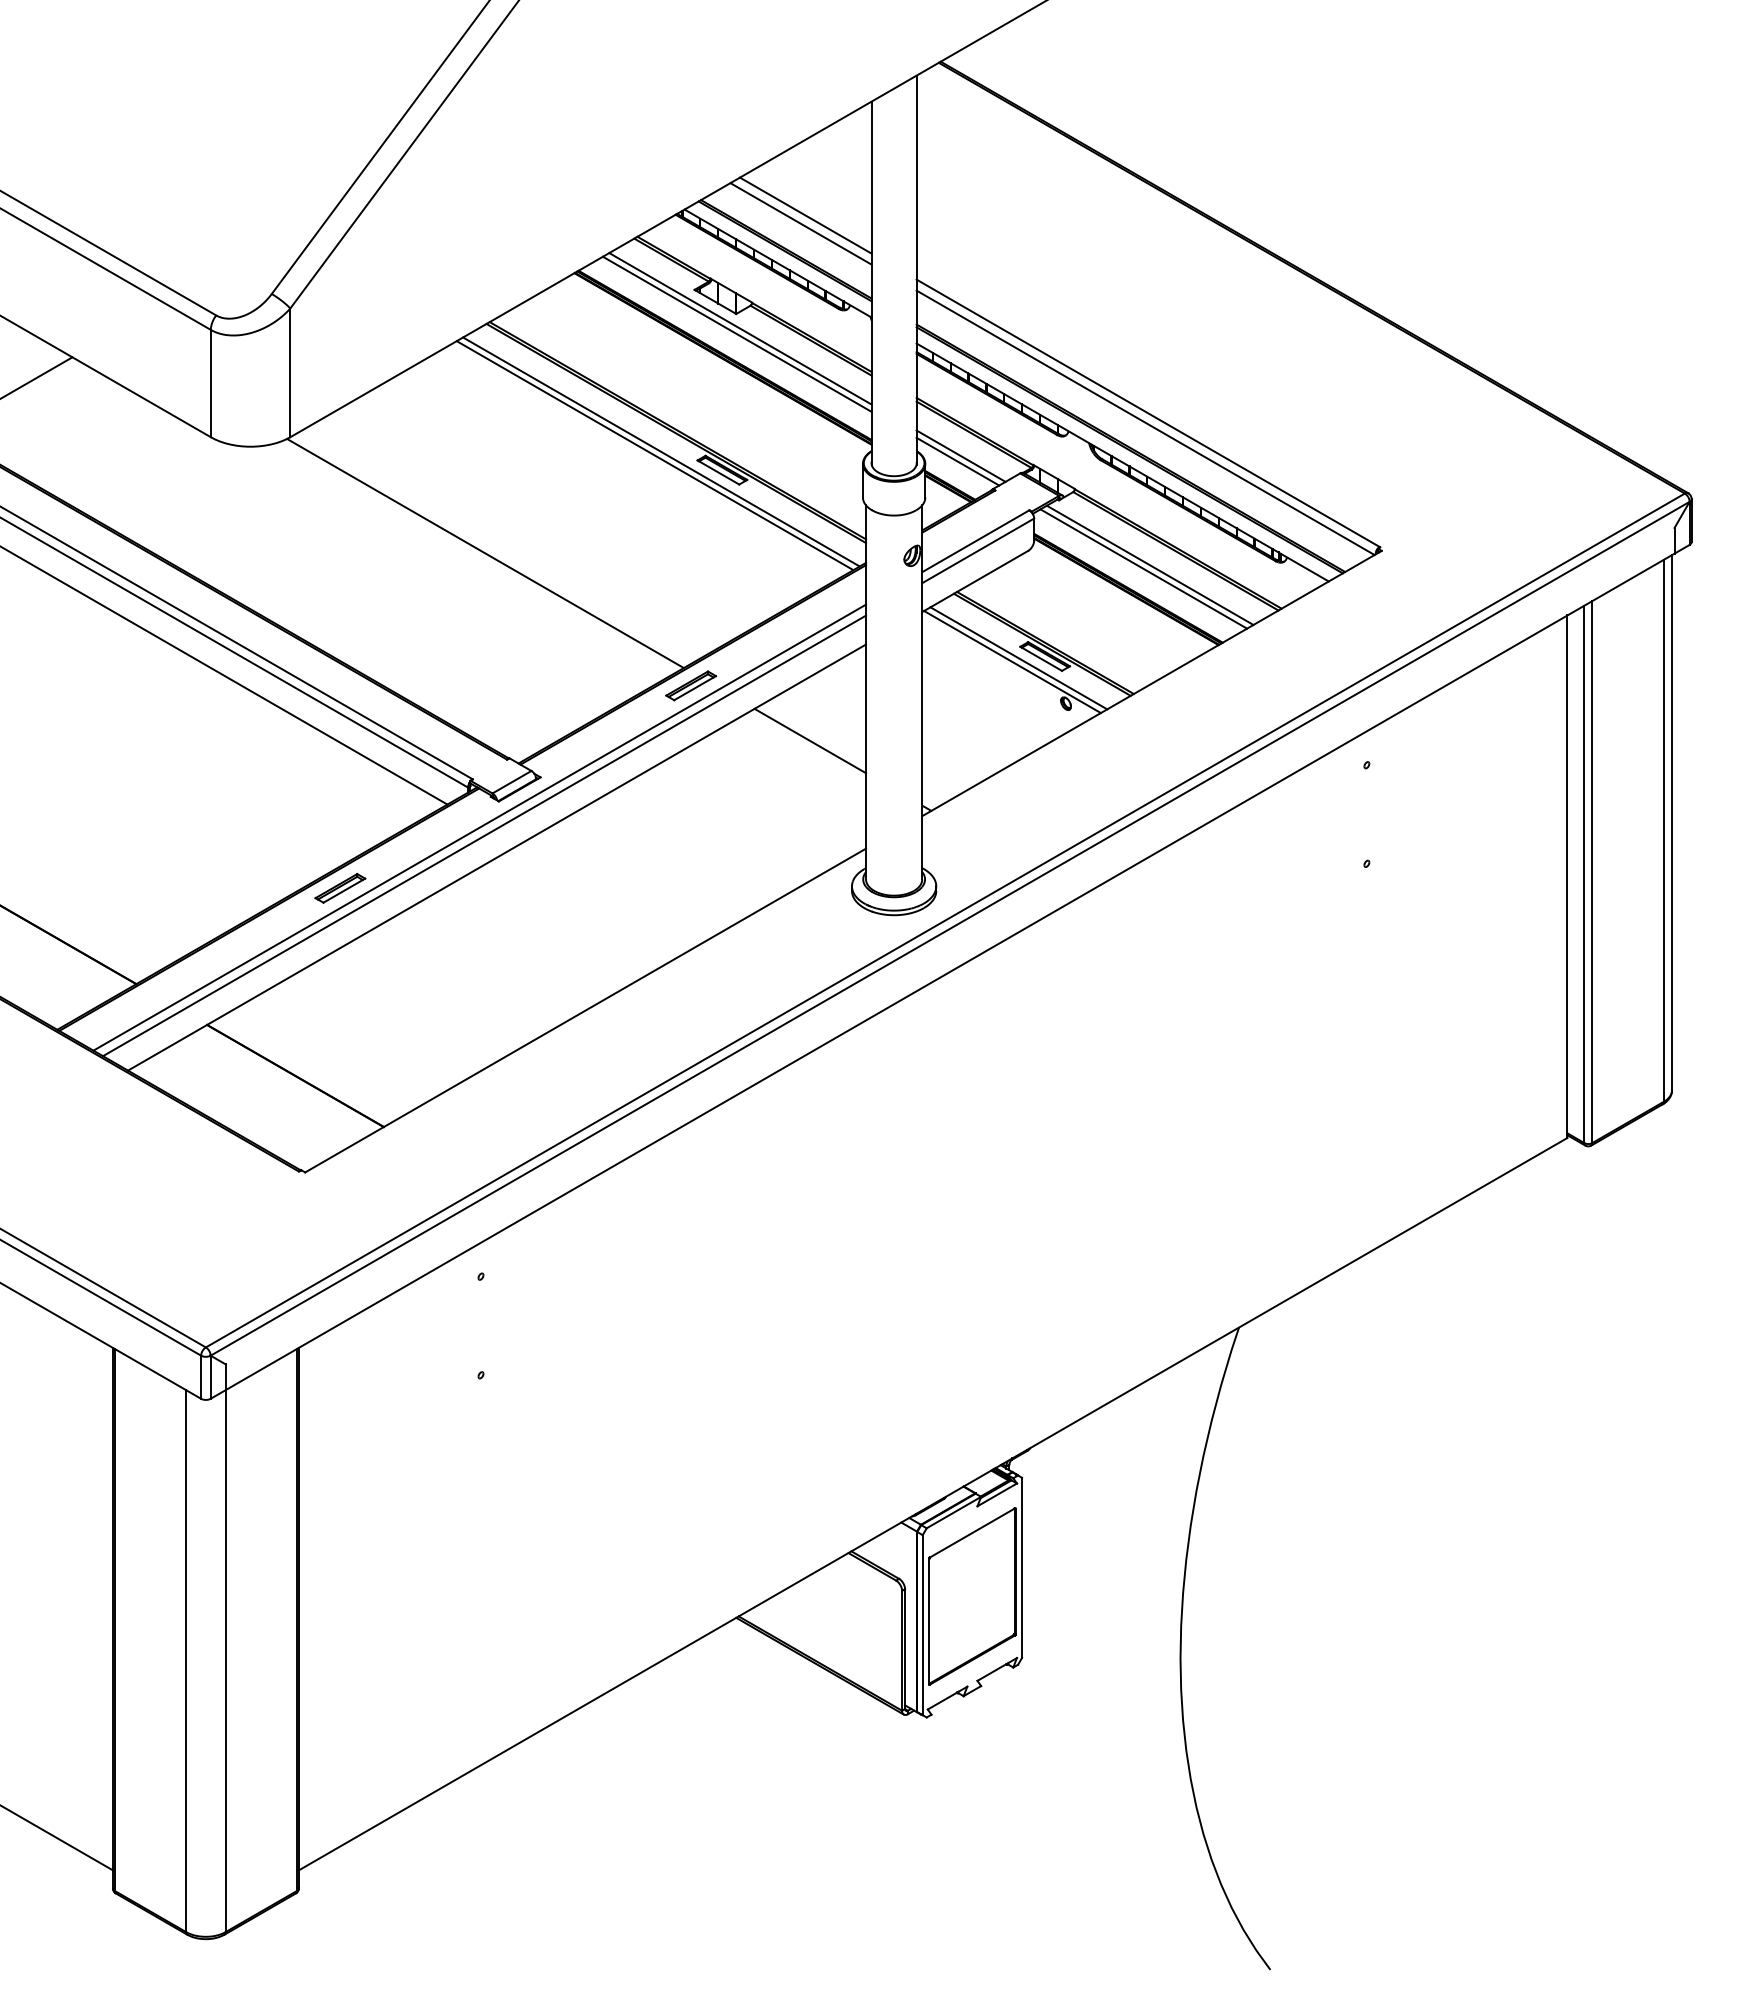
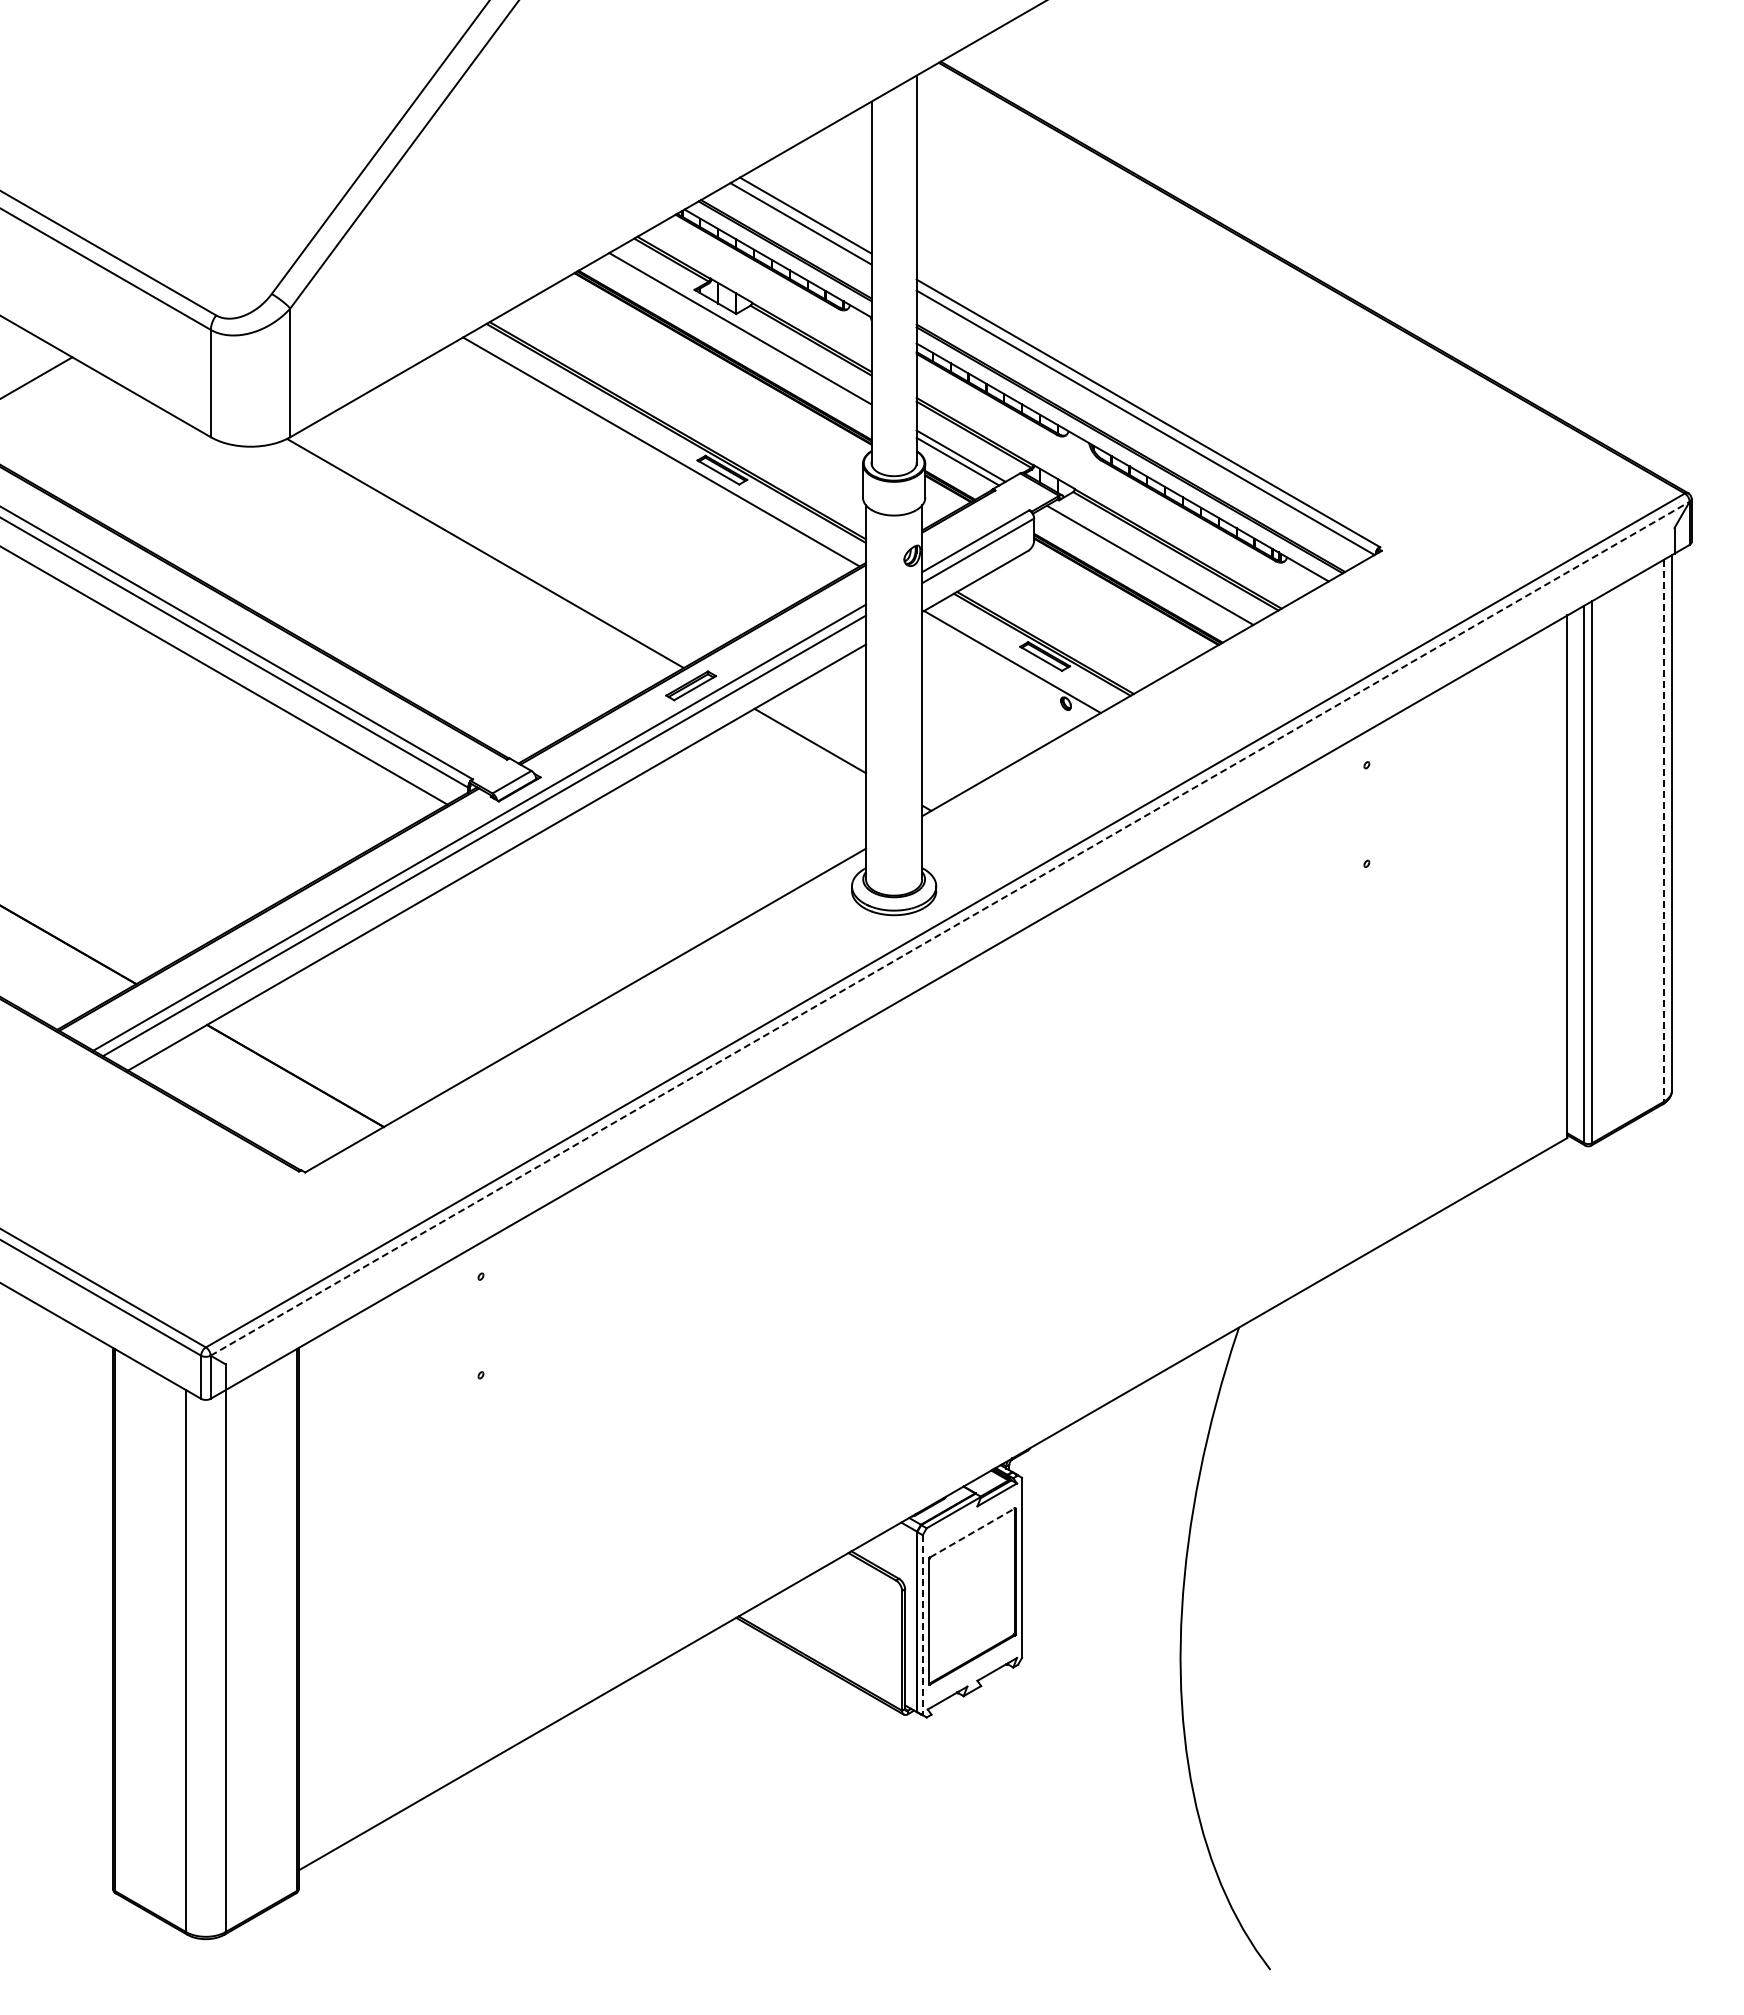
line: present -> none (736, 333)
line: present -> none (654, 455)
line: present -> none (1143, 568)
line: present -> none (1018, 658)
line: solid -> dashed (1663, 830)
part: present -> none (340, 888)
line: solid -> dashed (950, 928)
line: solid -> dashed (972, 1532)
line: solid -> dashed (922, 1625)
line: present -> none (57, 1838)
